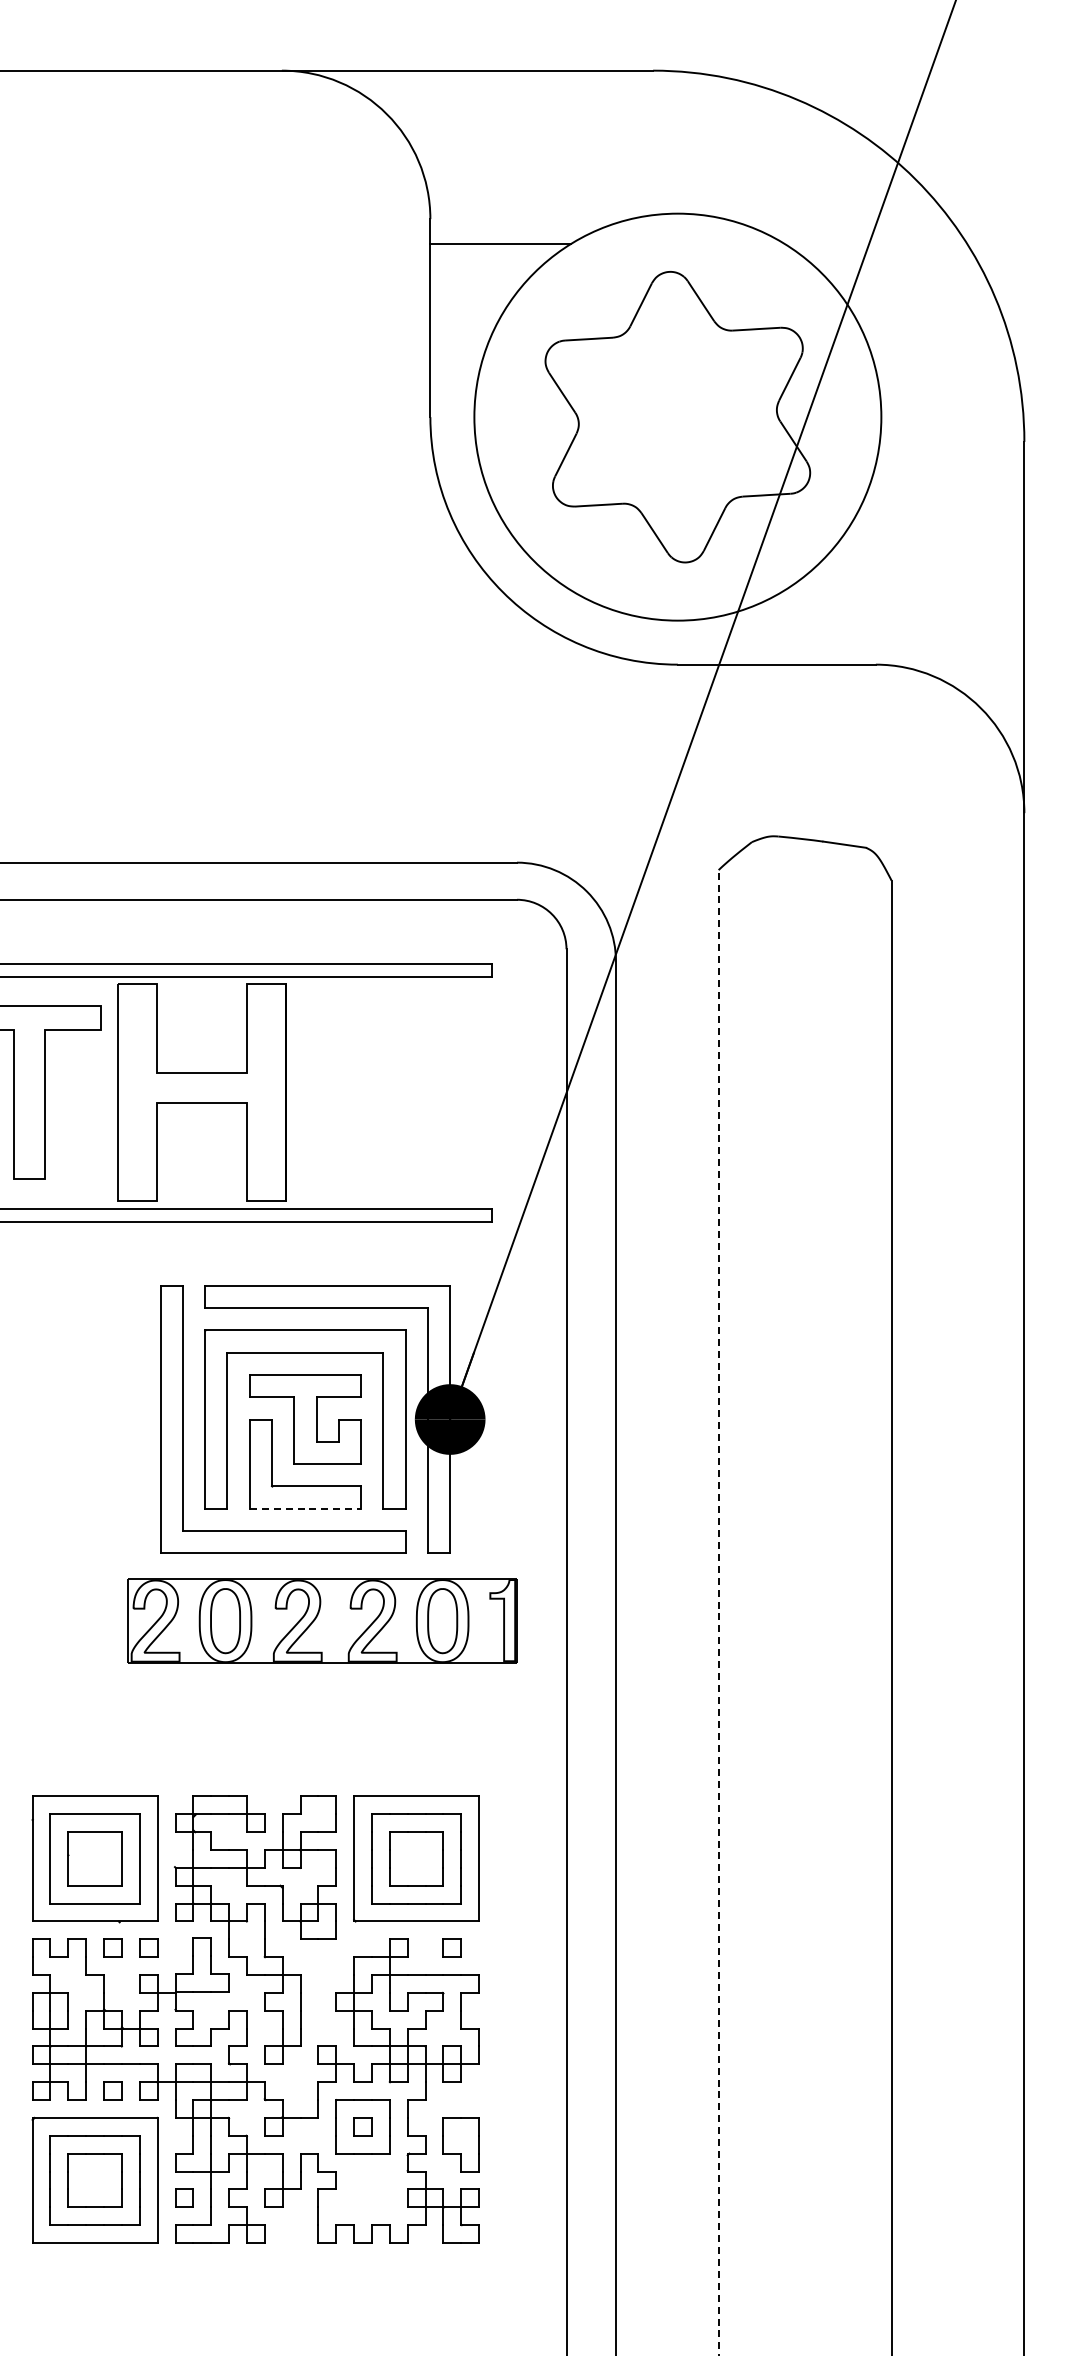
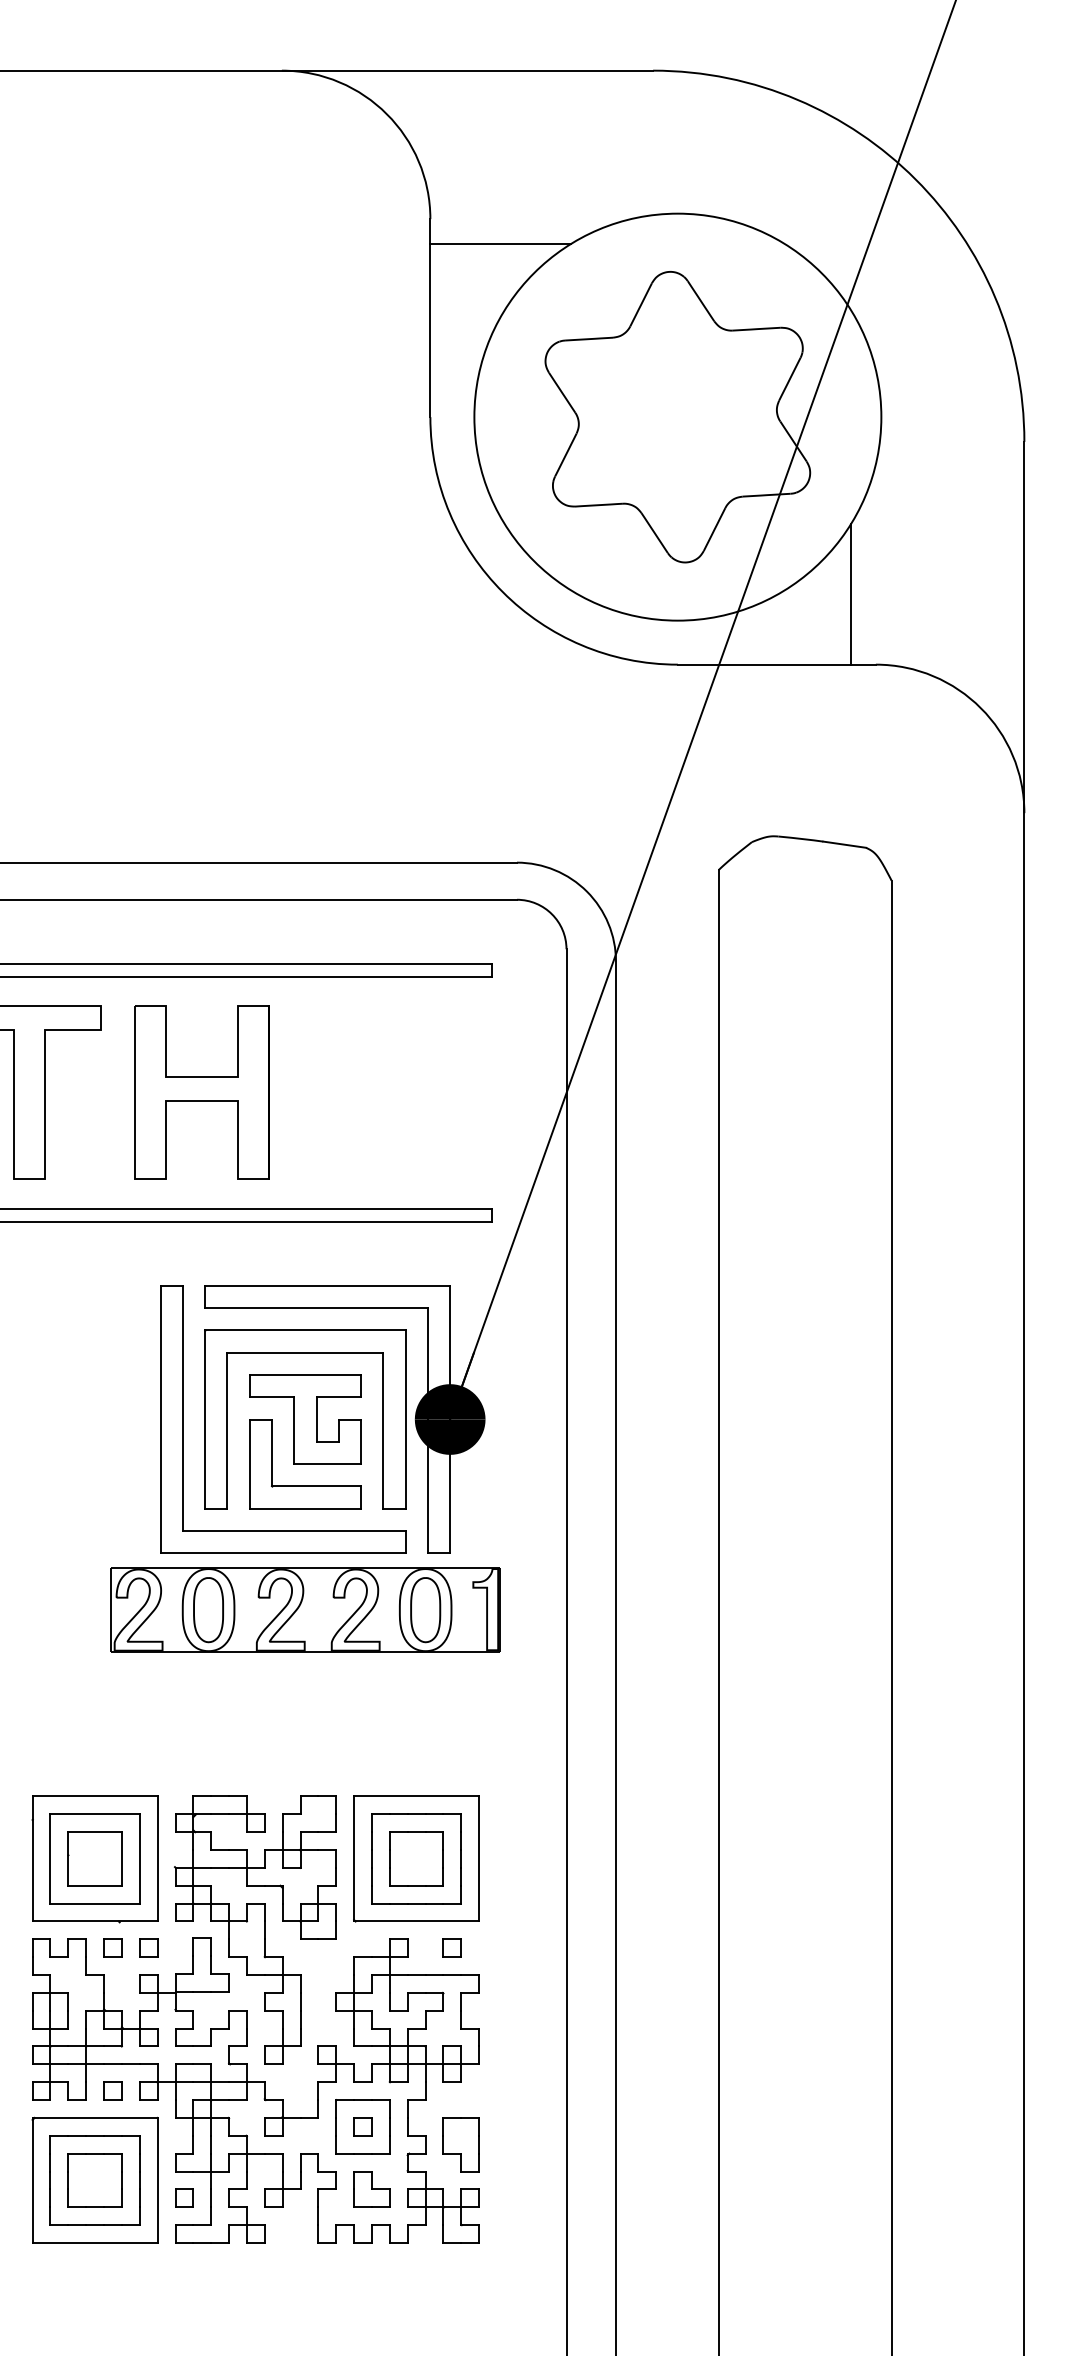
line: none -> present (851, 593)
part size: 170x219 px -> 136x175 px (201, 1092)
line: dashed -> solid (305, 1508)
line: dashed -> solid (718, 1612)
part position: (322, 1620) -> (305, 1609) (305, 1609)
part: none -> present (371, 2189)
